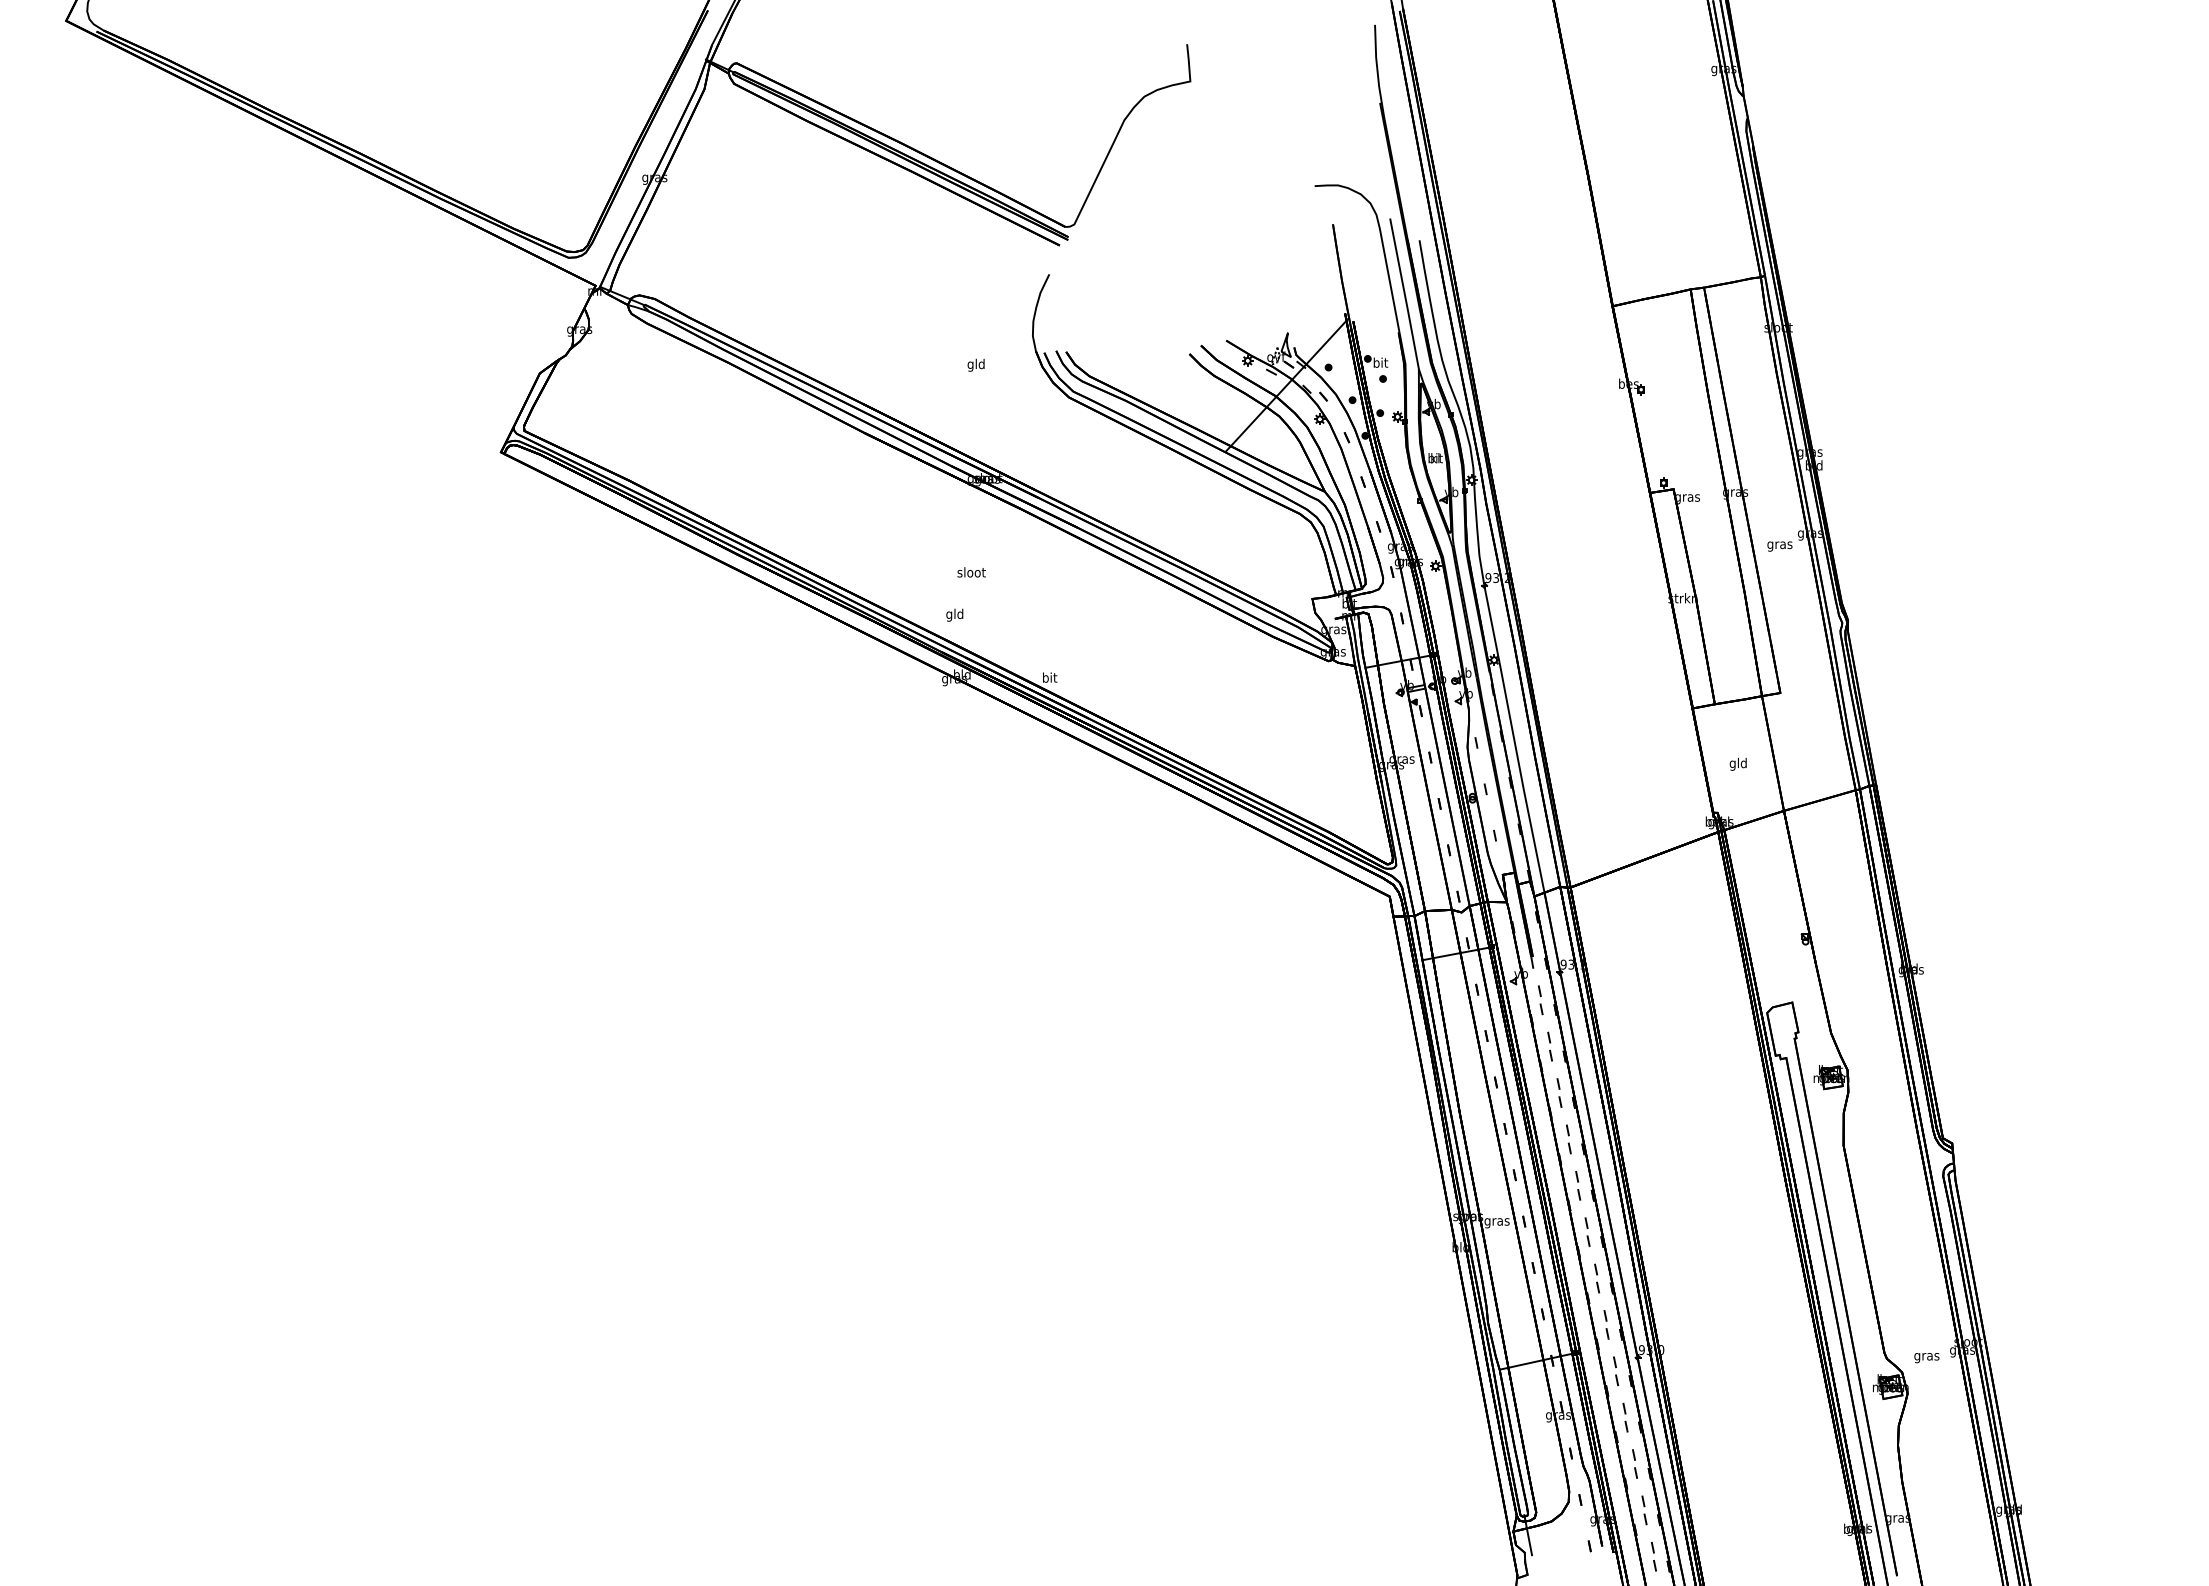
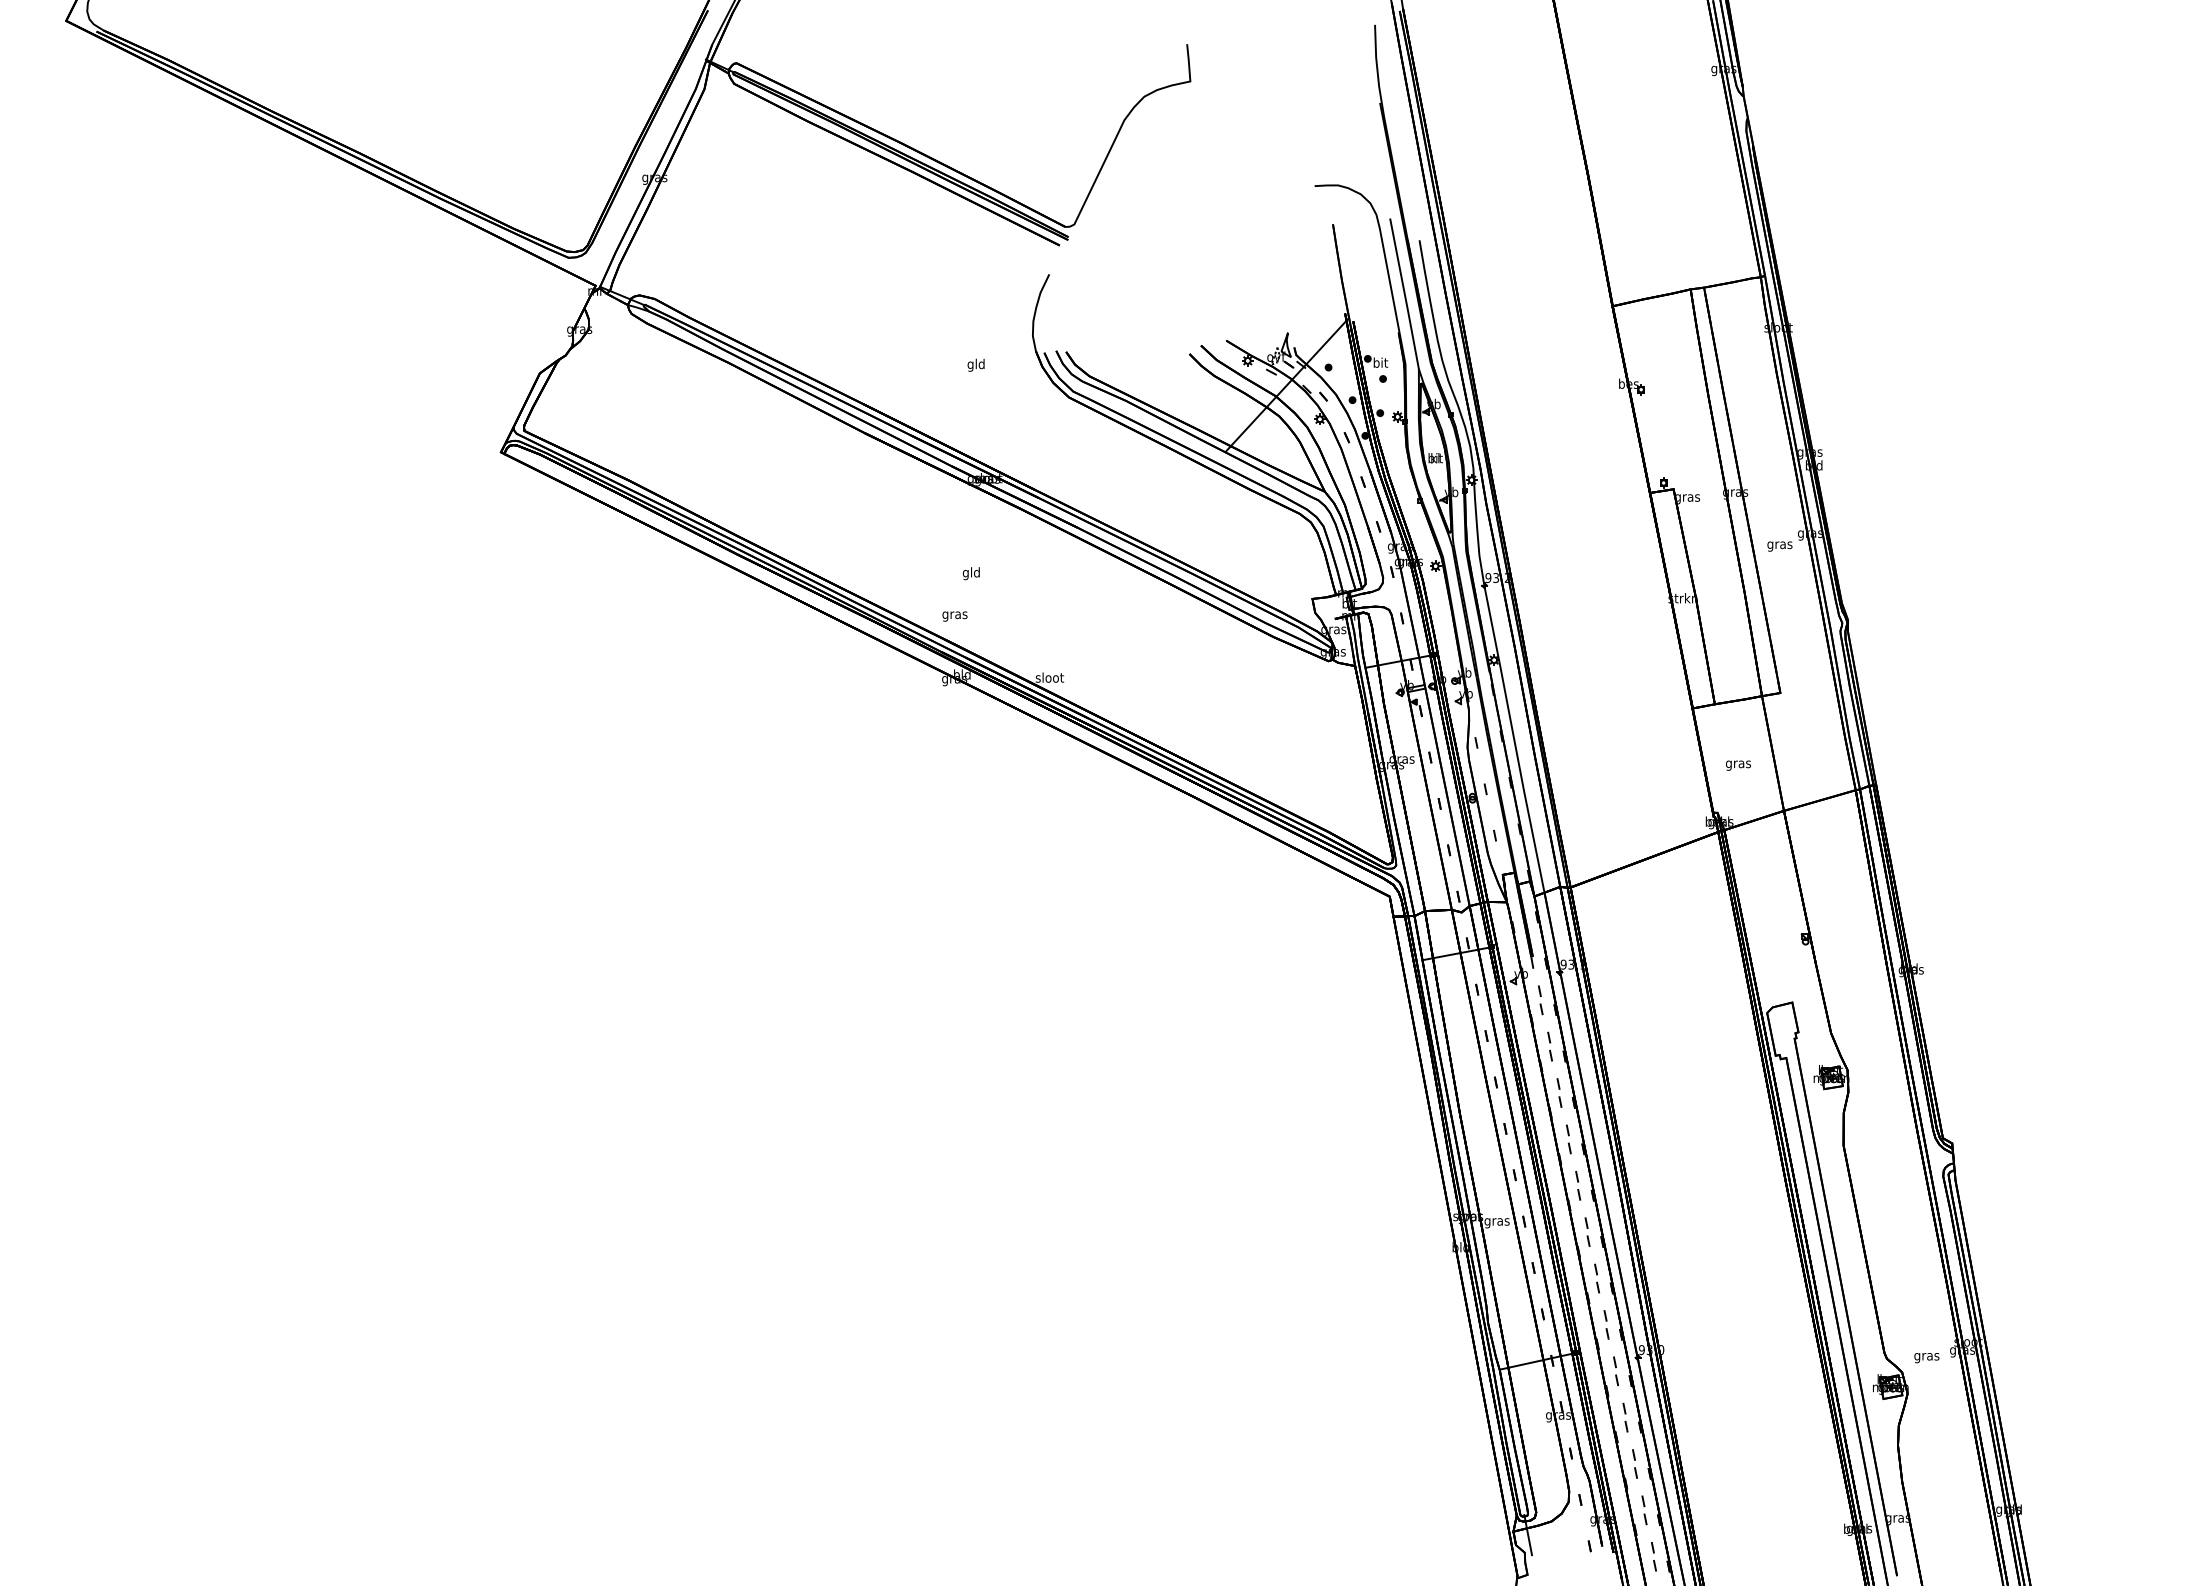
text: sloot -> gld (971, 573)
text: gld -> gras (954, 614)
text: bit -> sloot (1049, 677)
text: gld -> gras (1737, 763)
